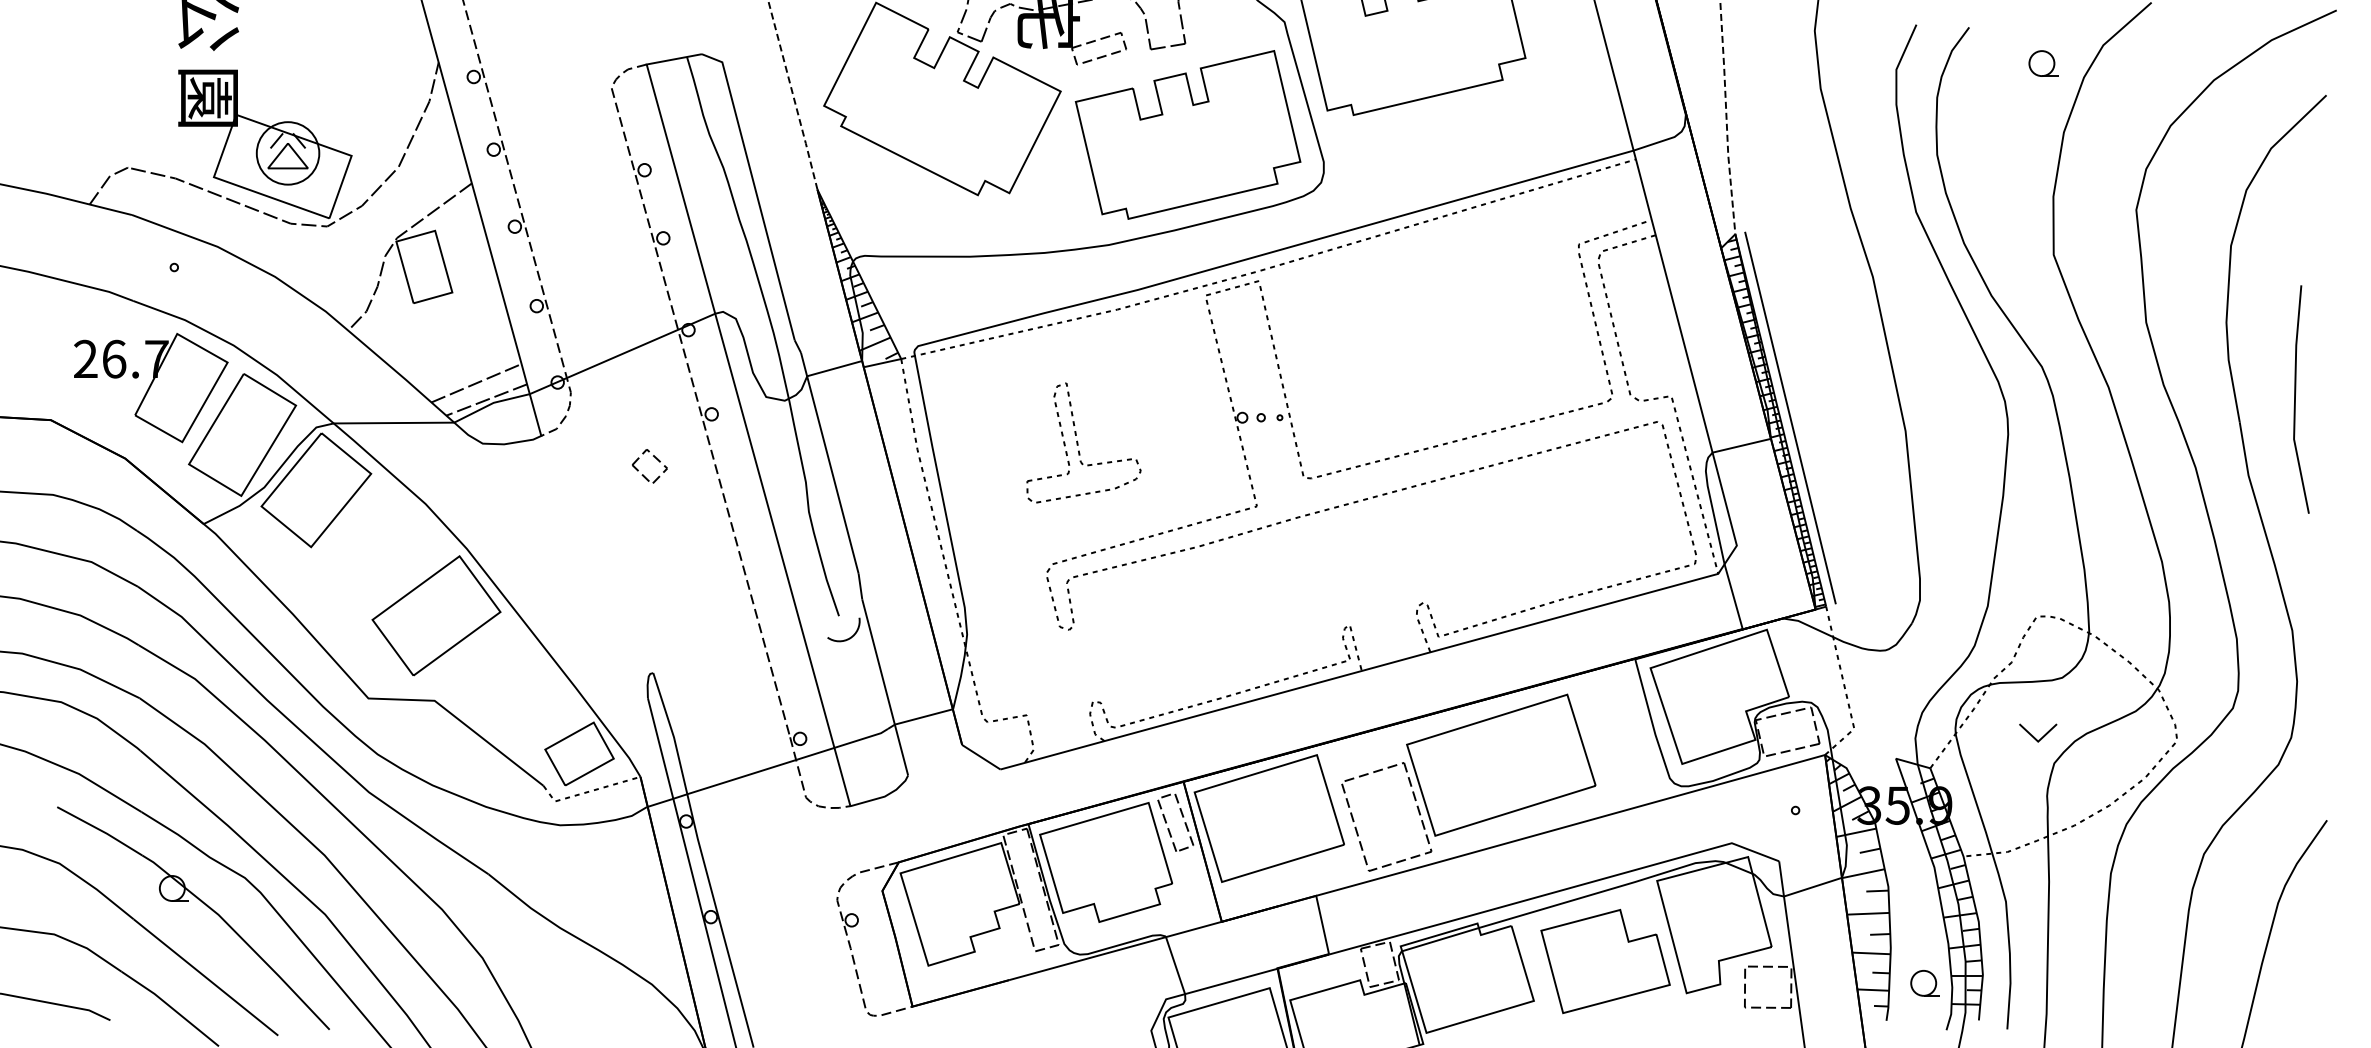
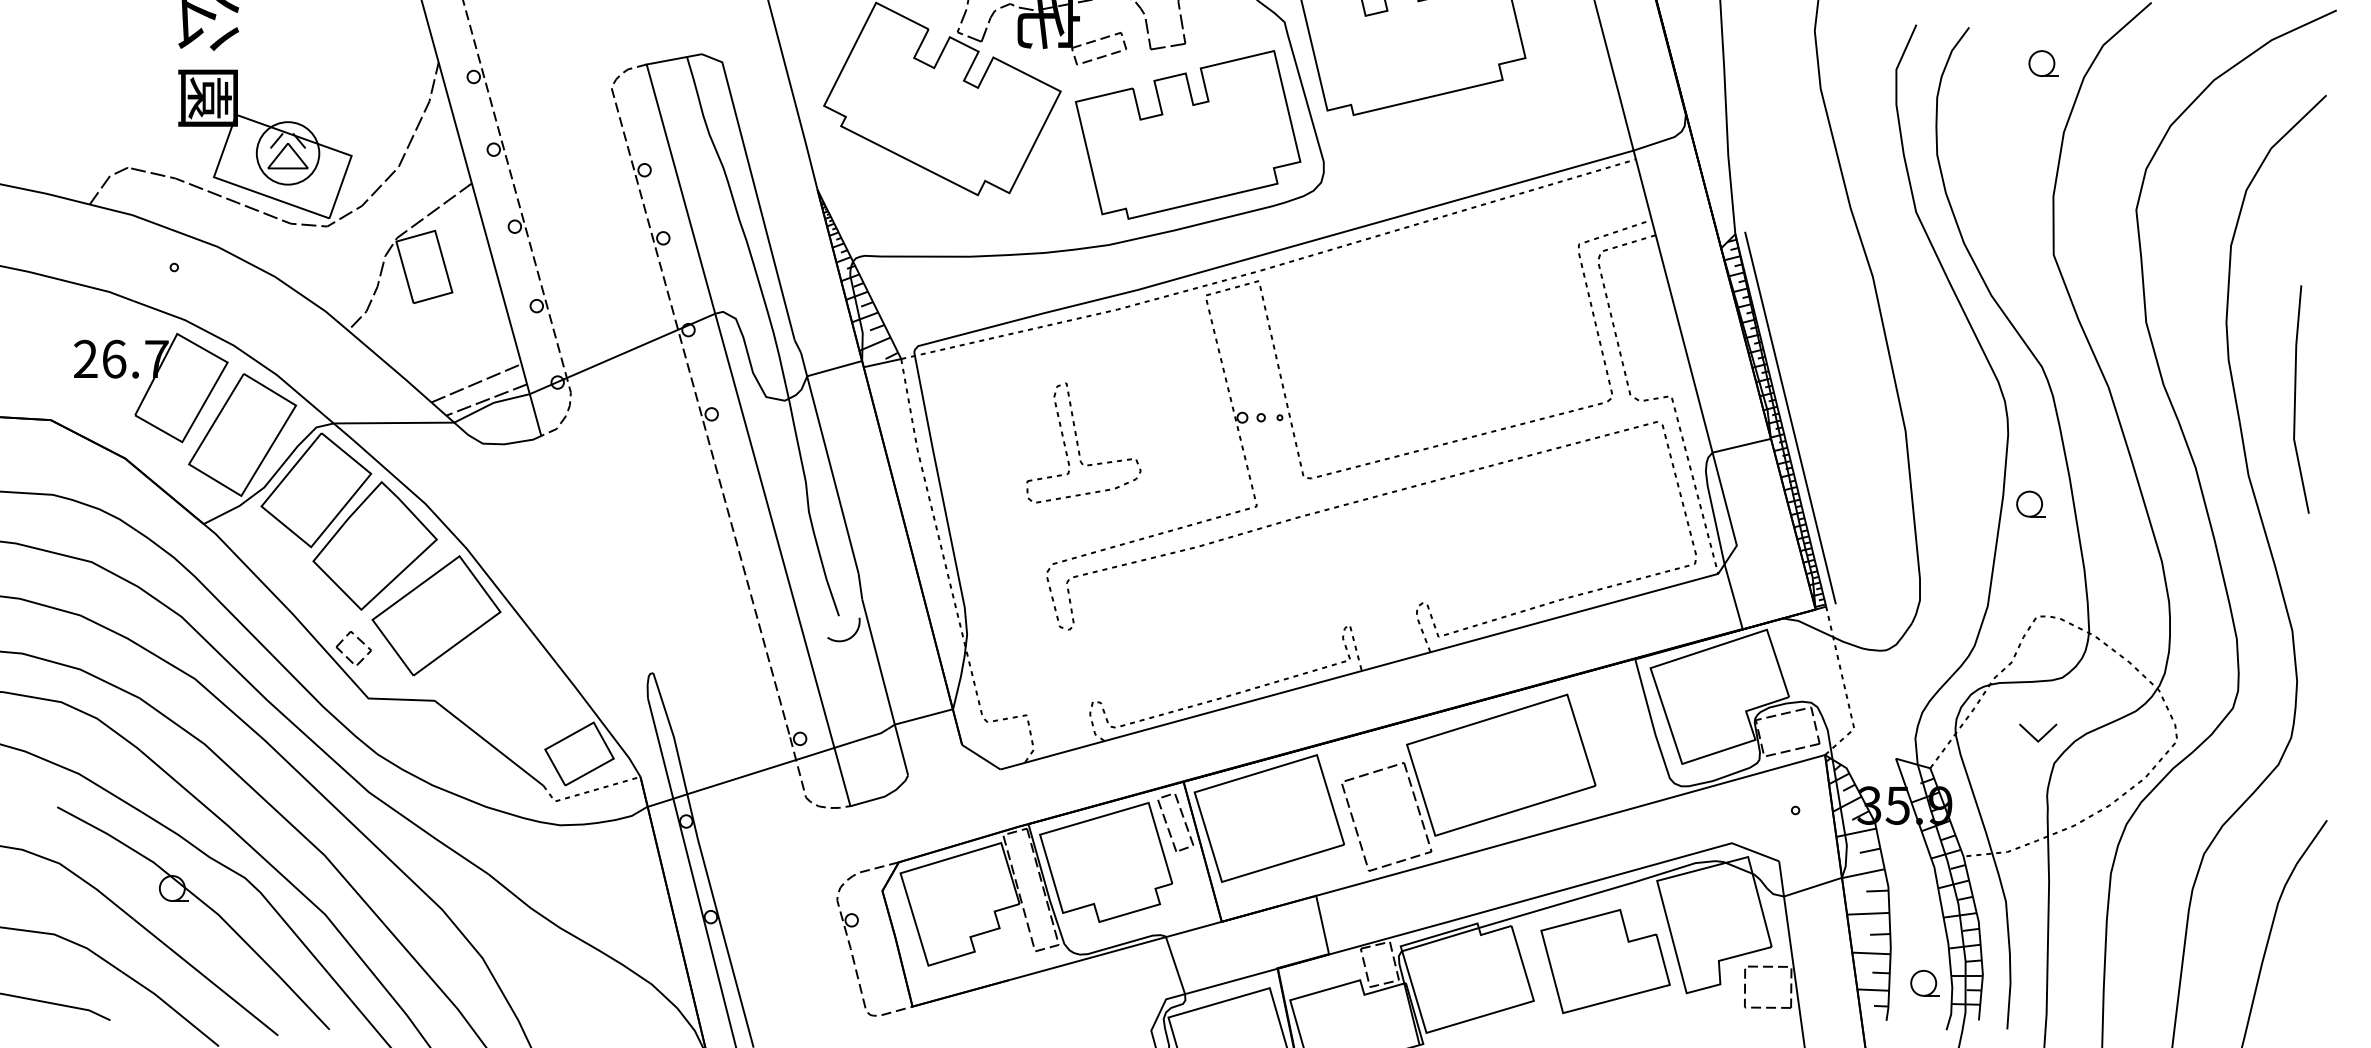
line: dashed -> solid (793, 95)
line: dashed -> solid (1726, 117)
part position: (656, 459) -> (360, 641) (360, 641)
part: none -> present (2030, 503)
part: none -> present (374, 545)
